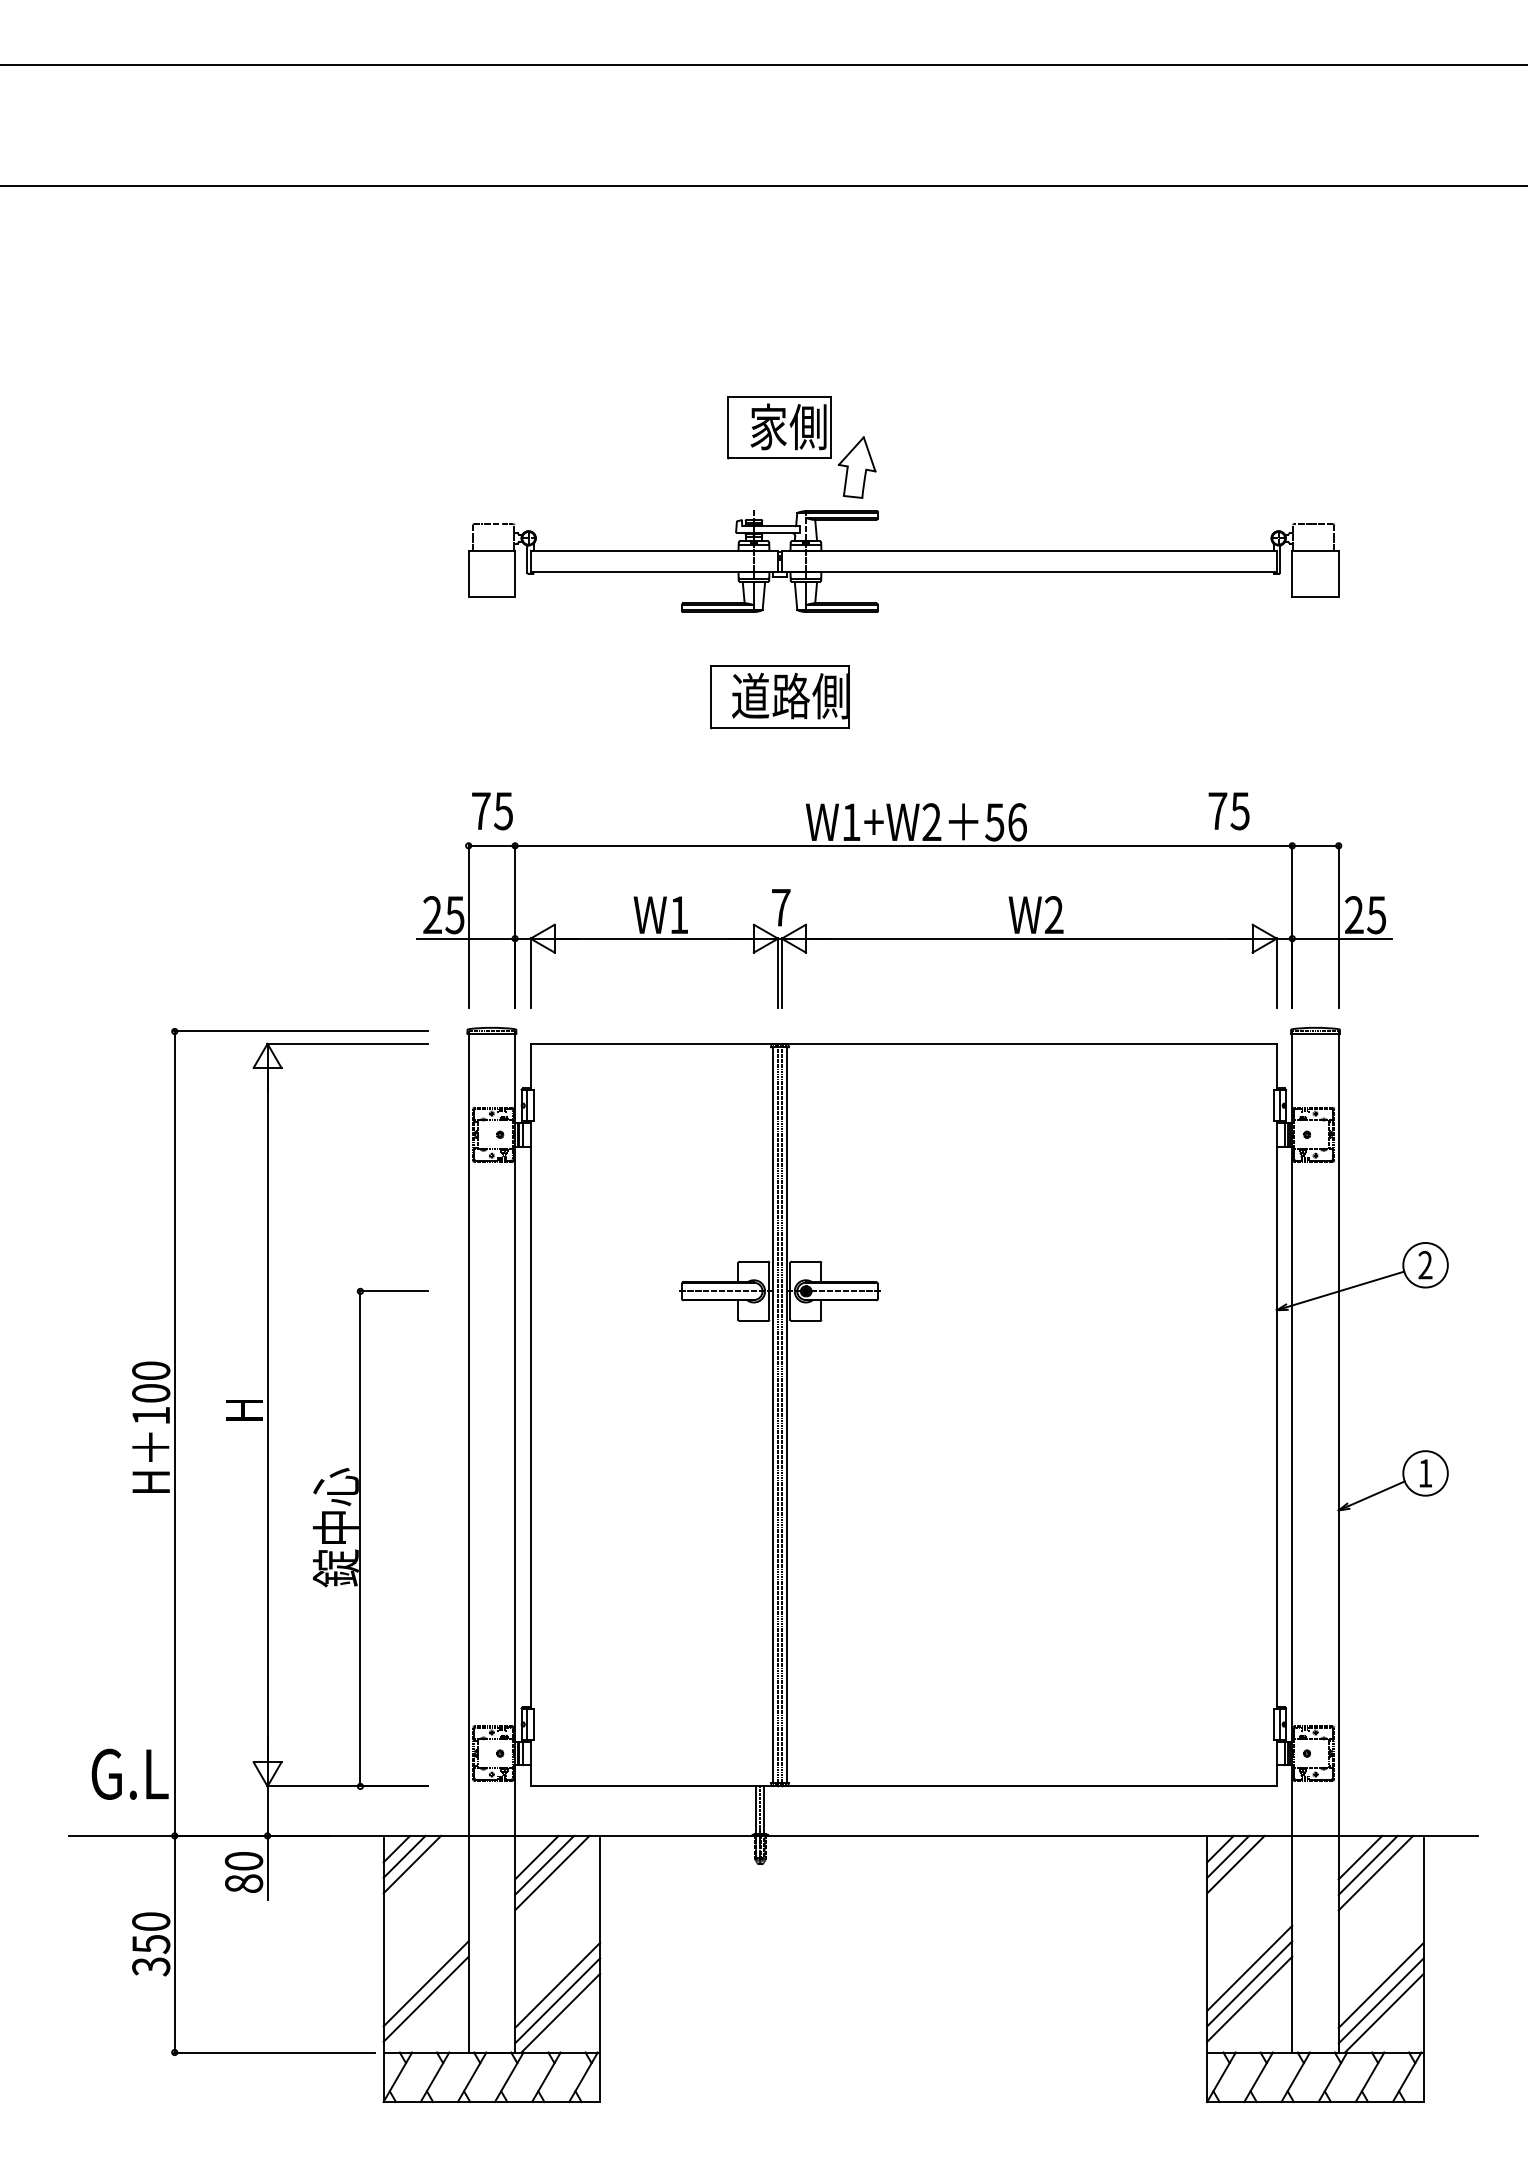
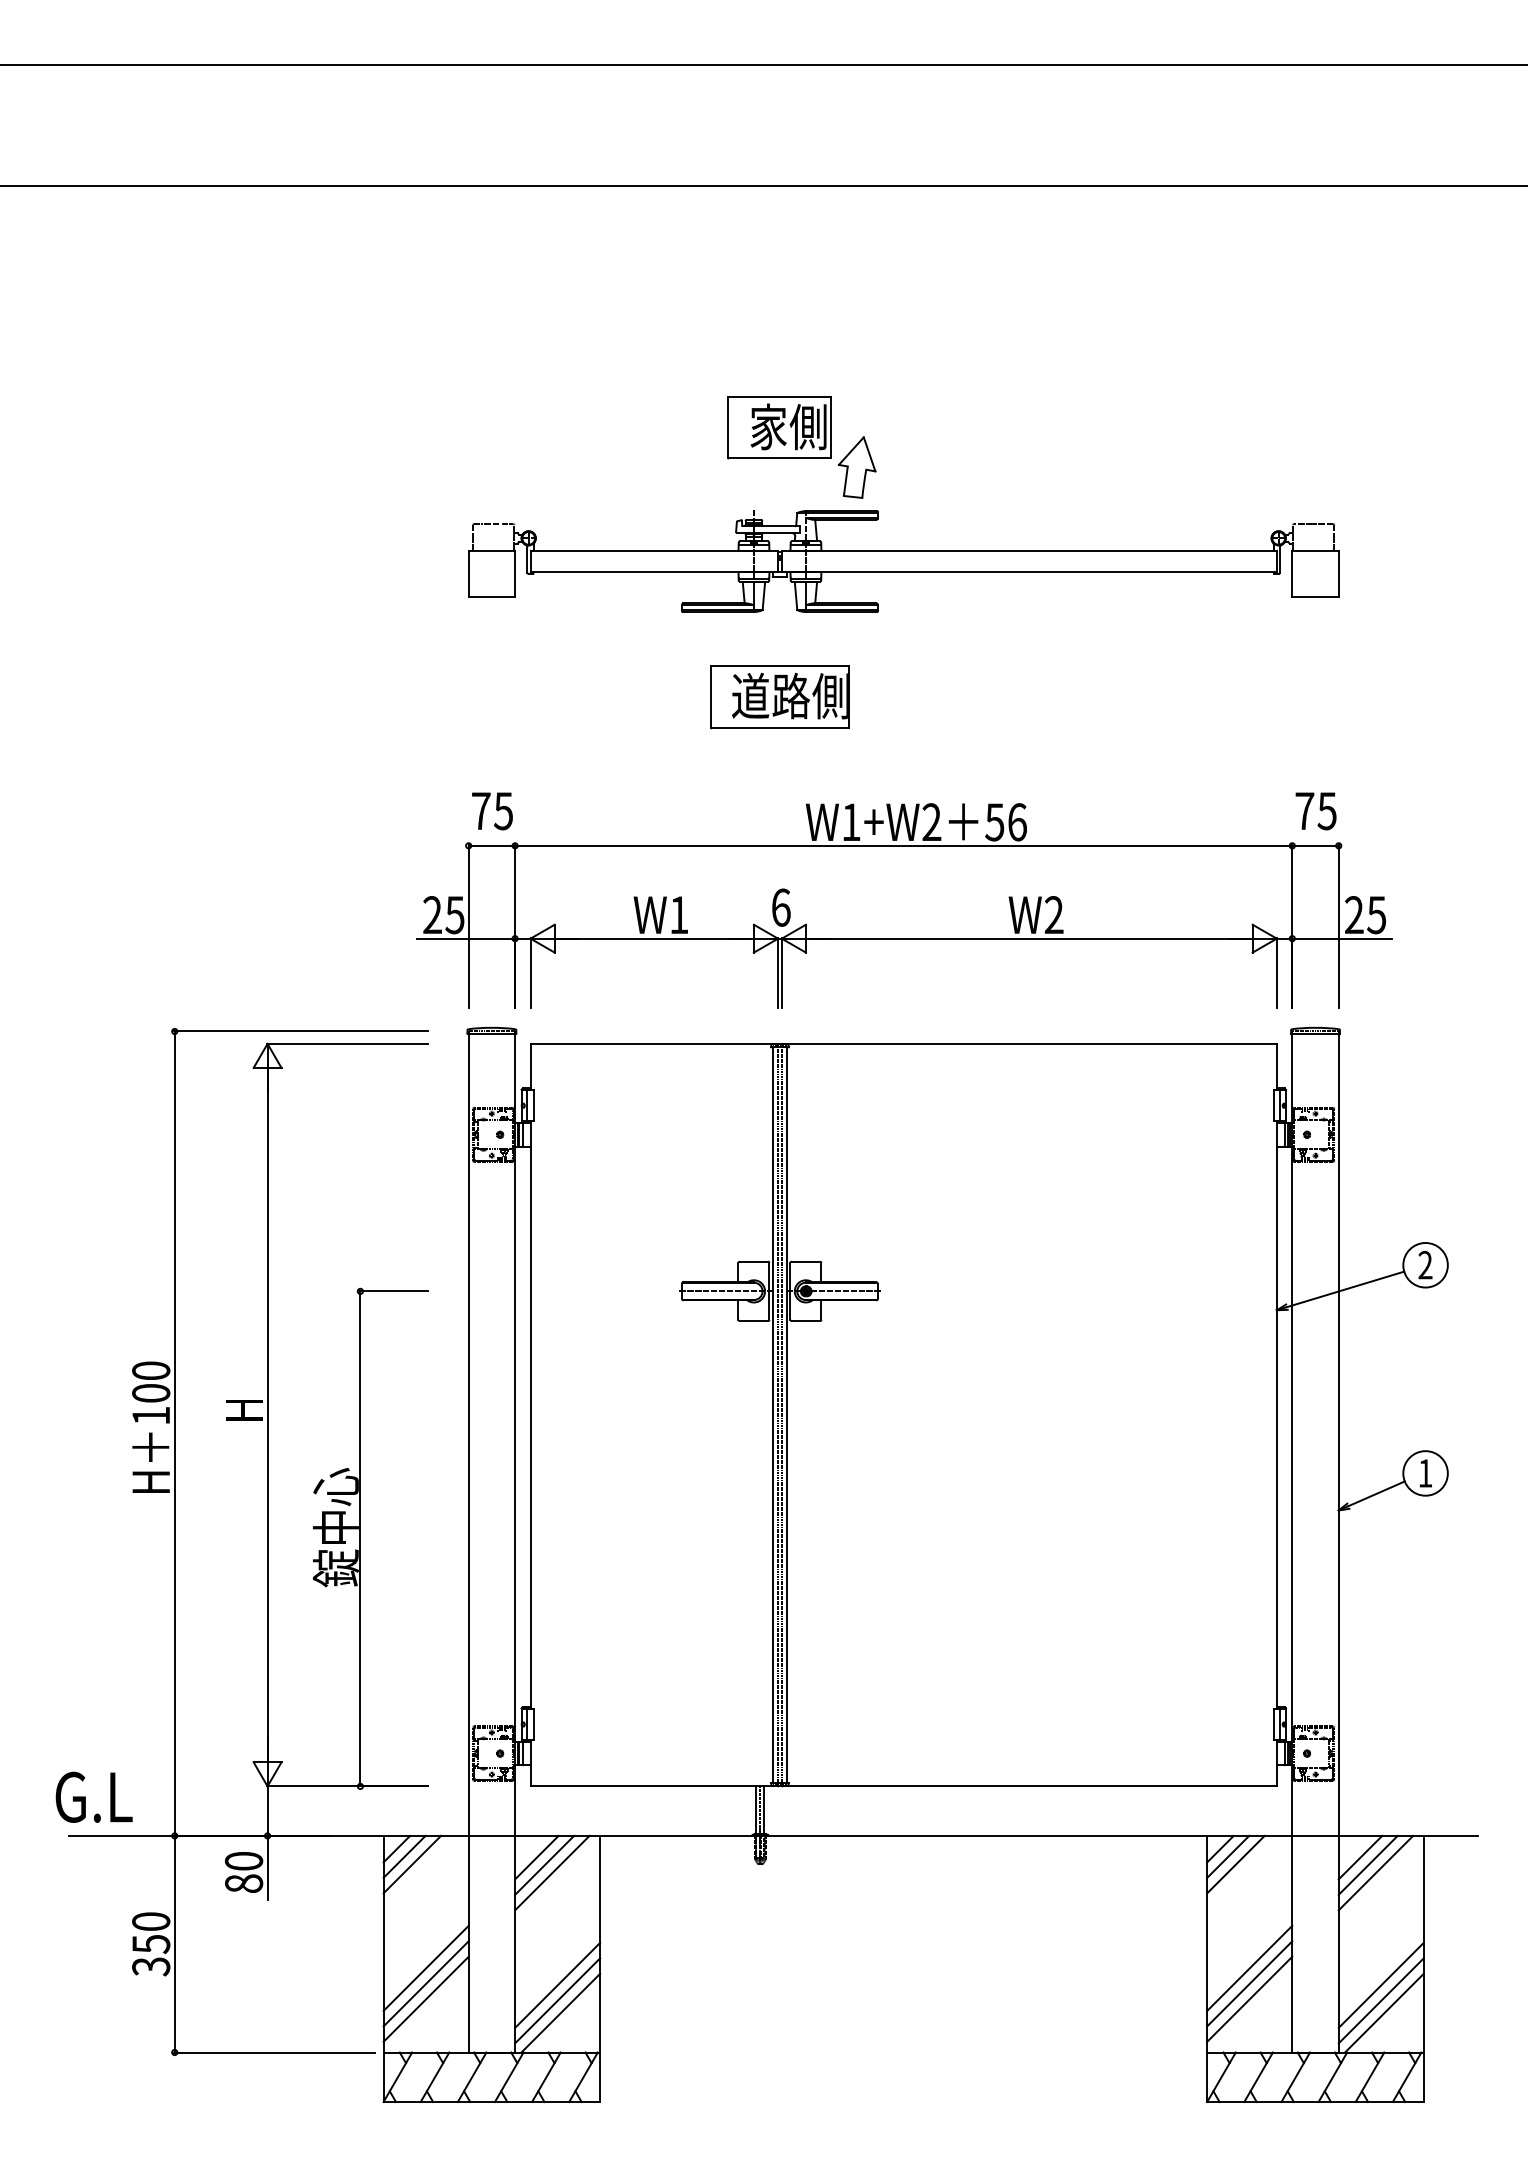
text position: (1228, 811) -> (1315, 811) (1315, 811)
text: 7 -> 6 (781, 907)
text position: (129, 1773) -> (93, 1796) (93, 1796)
line: none -> present (425, 1967)
